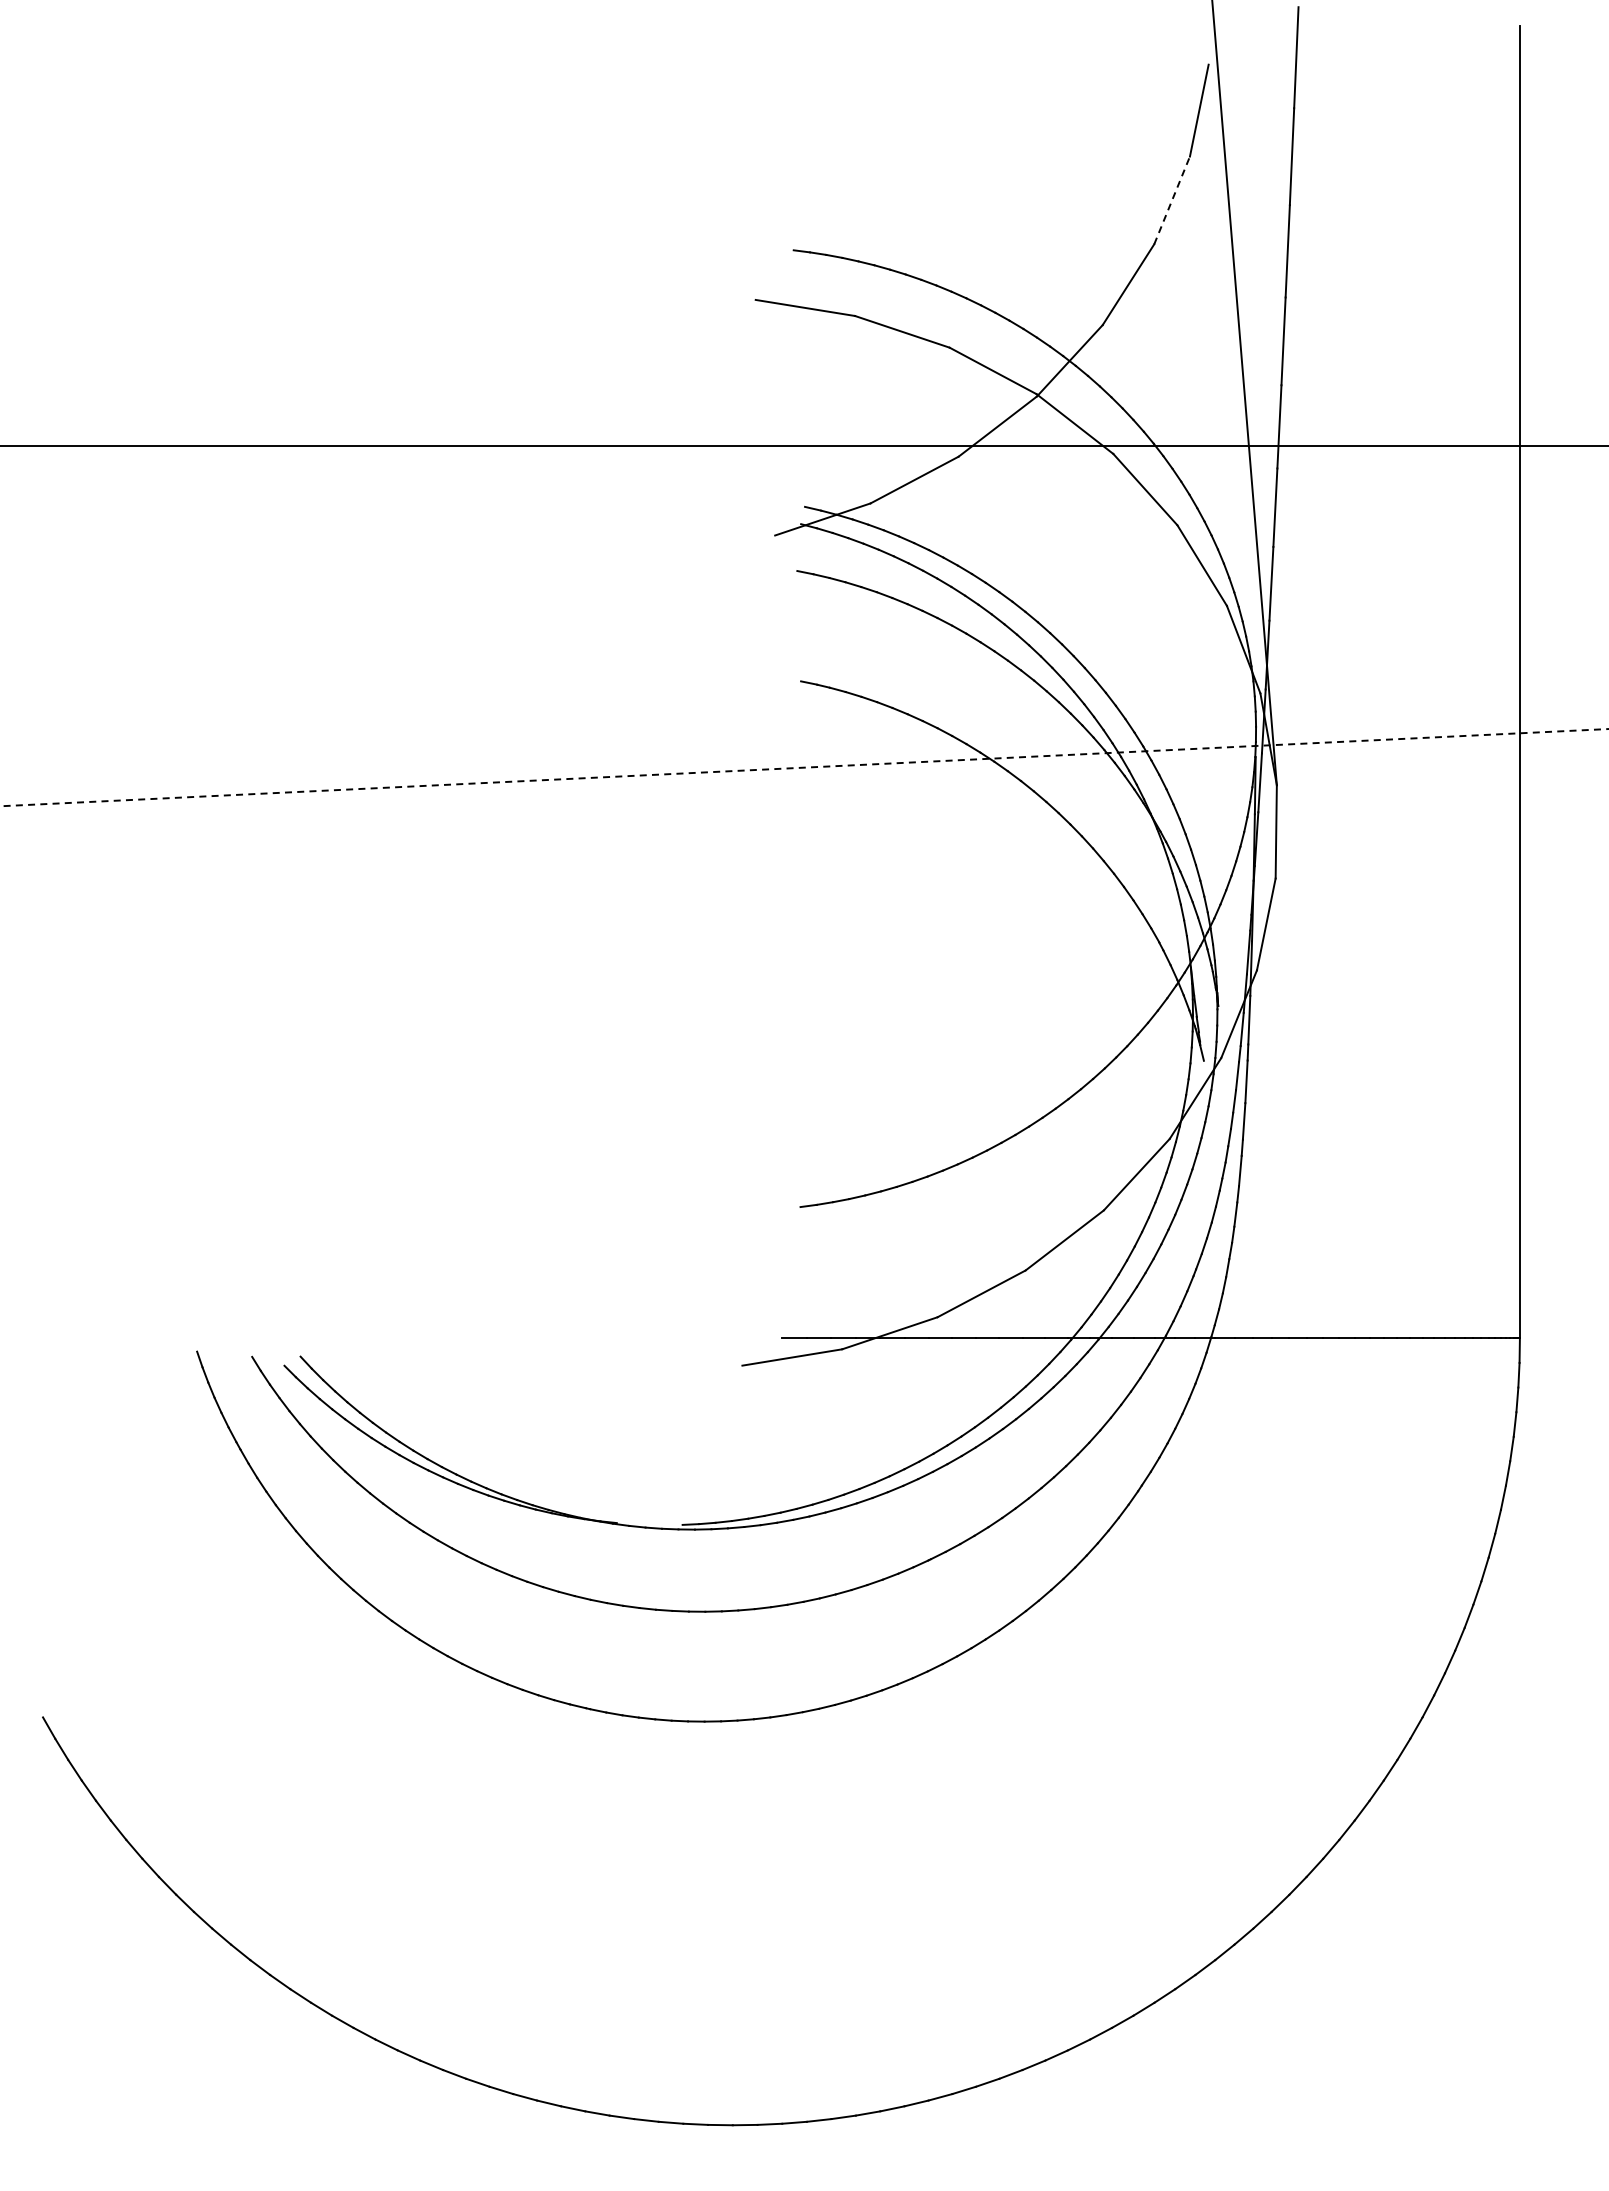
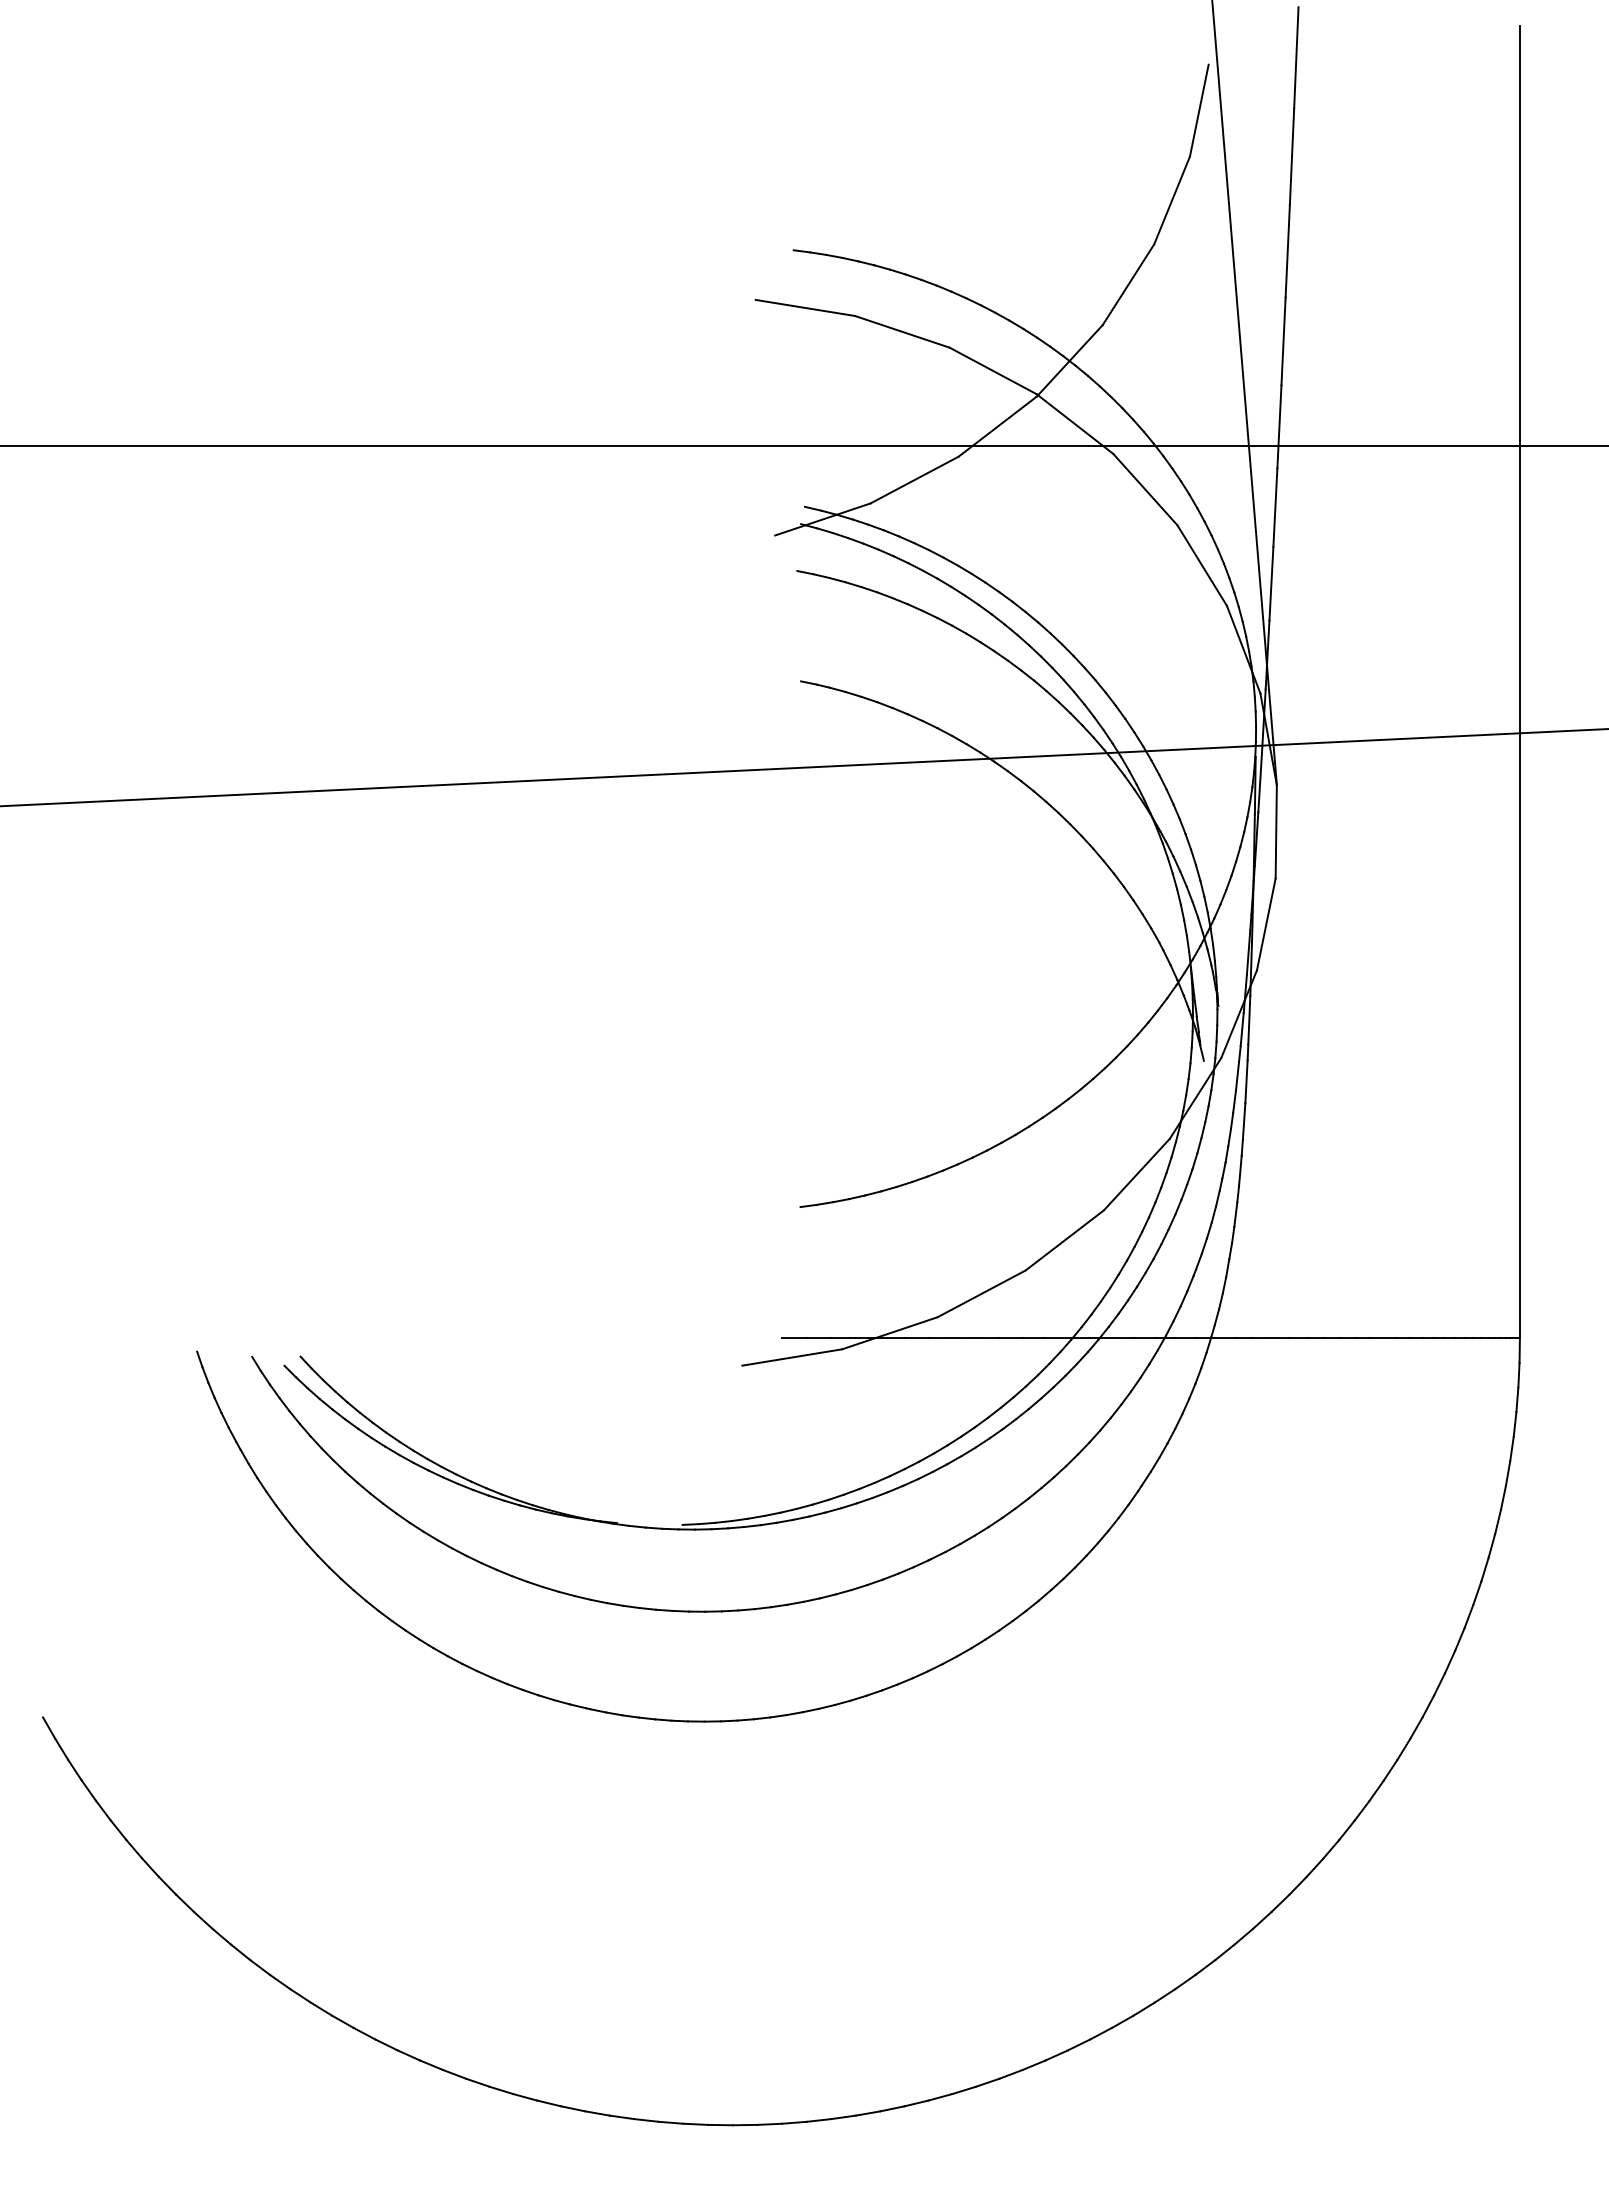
line: dashed -> solid (1172, 199)
line: dashed -> solid (804, 767)
